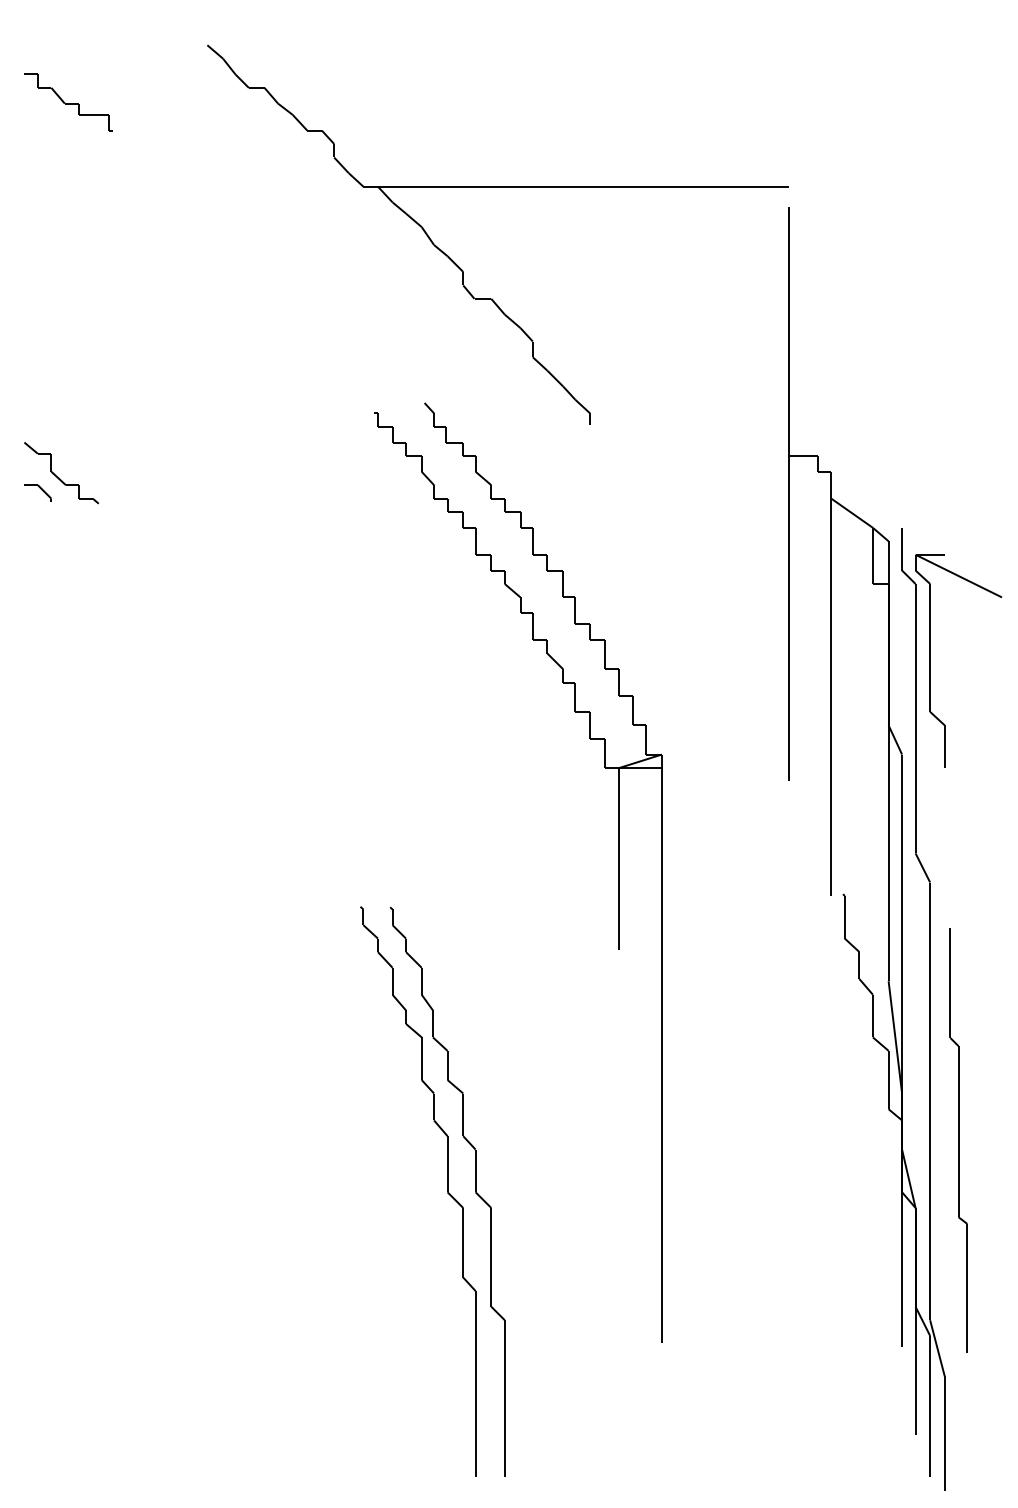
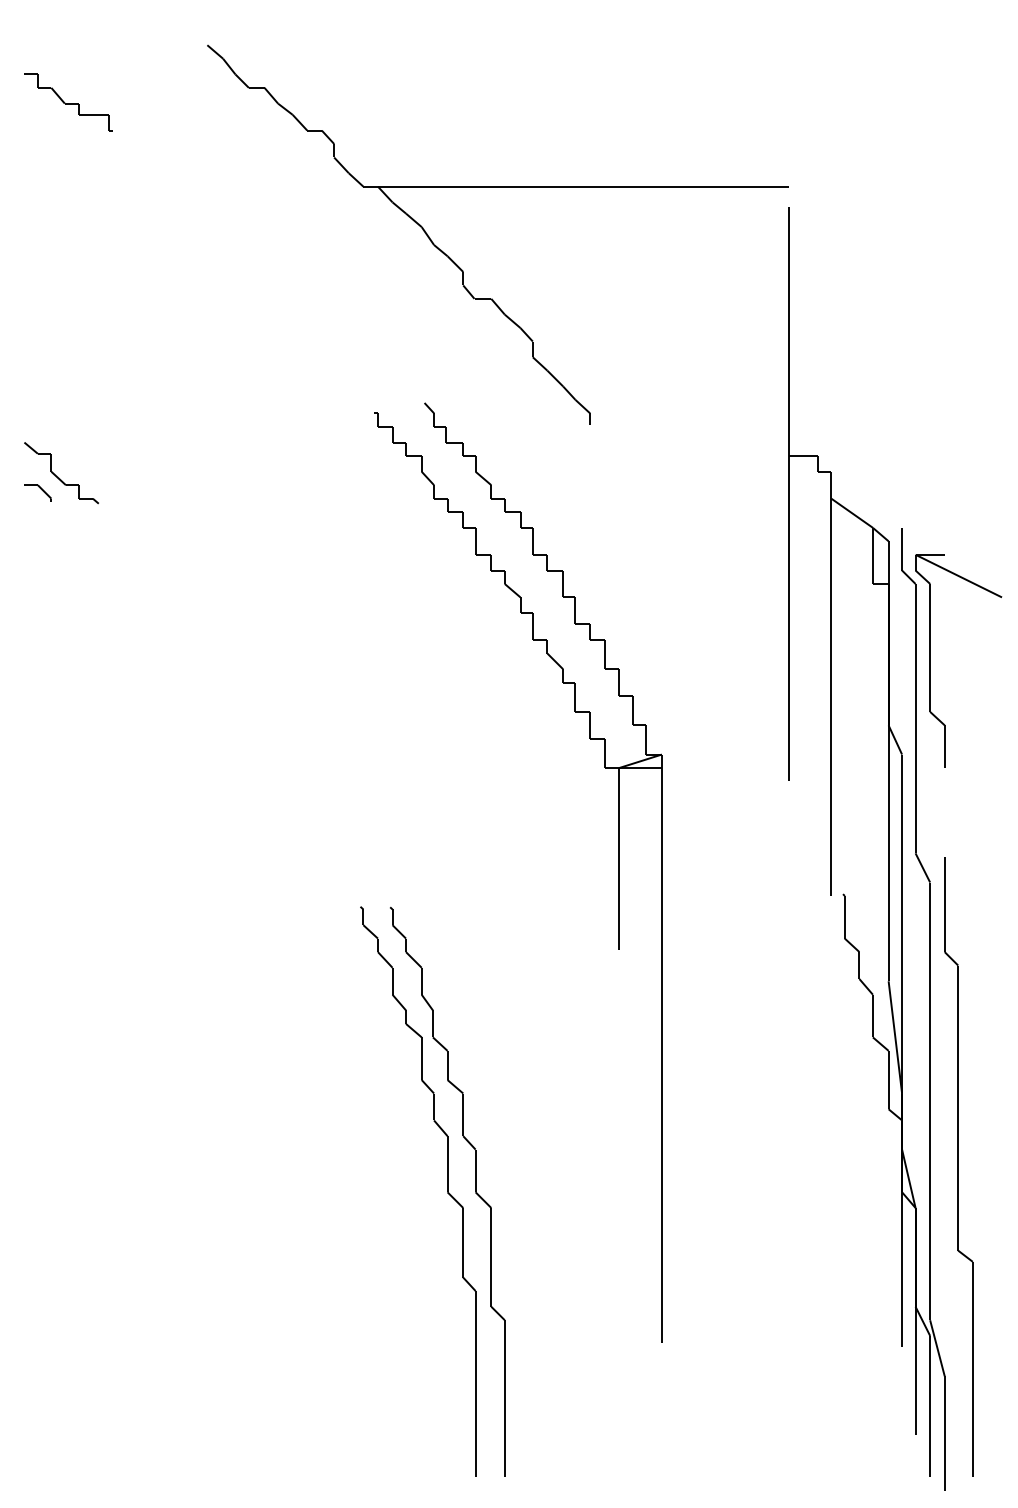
part size: 19x378 px -> 30x620 px (958, 1166)
